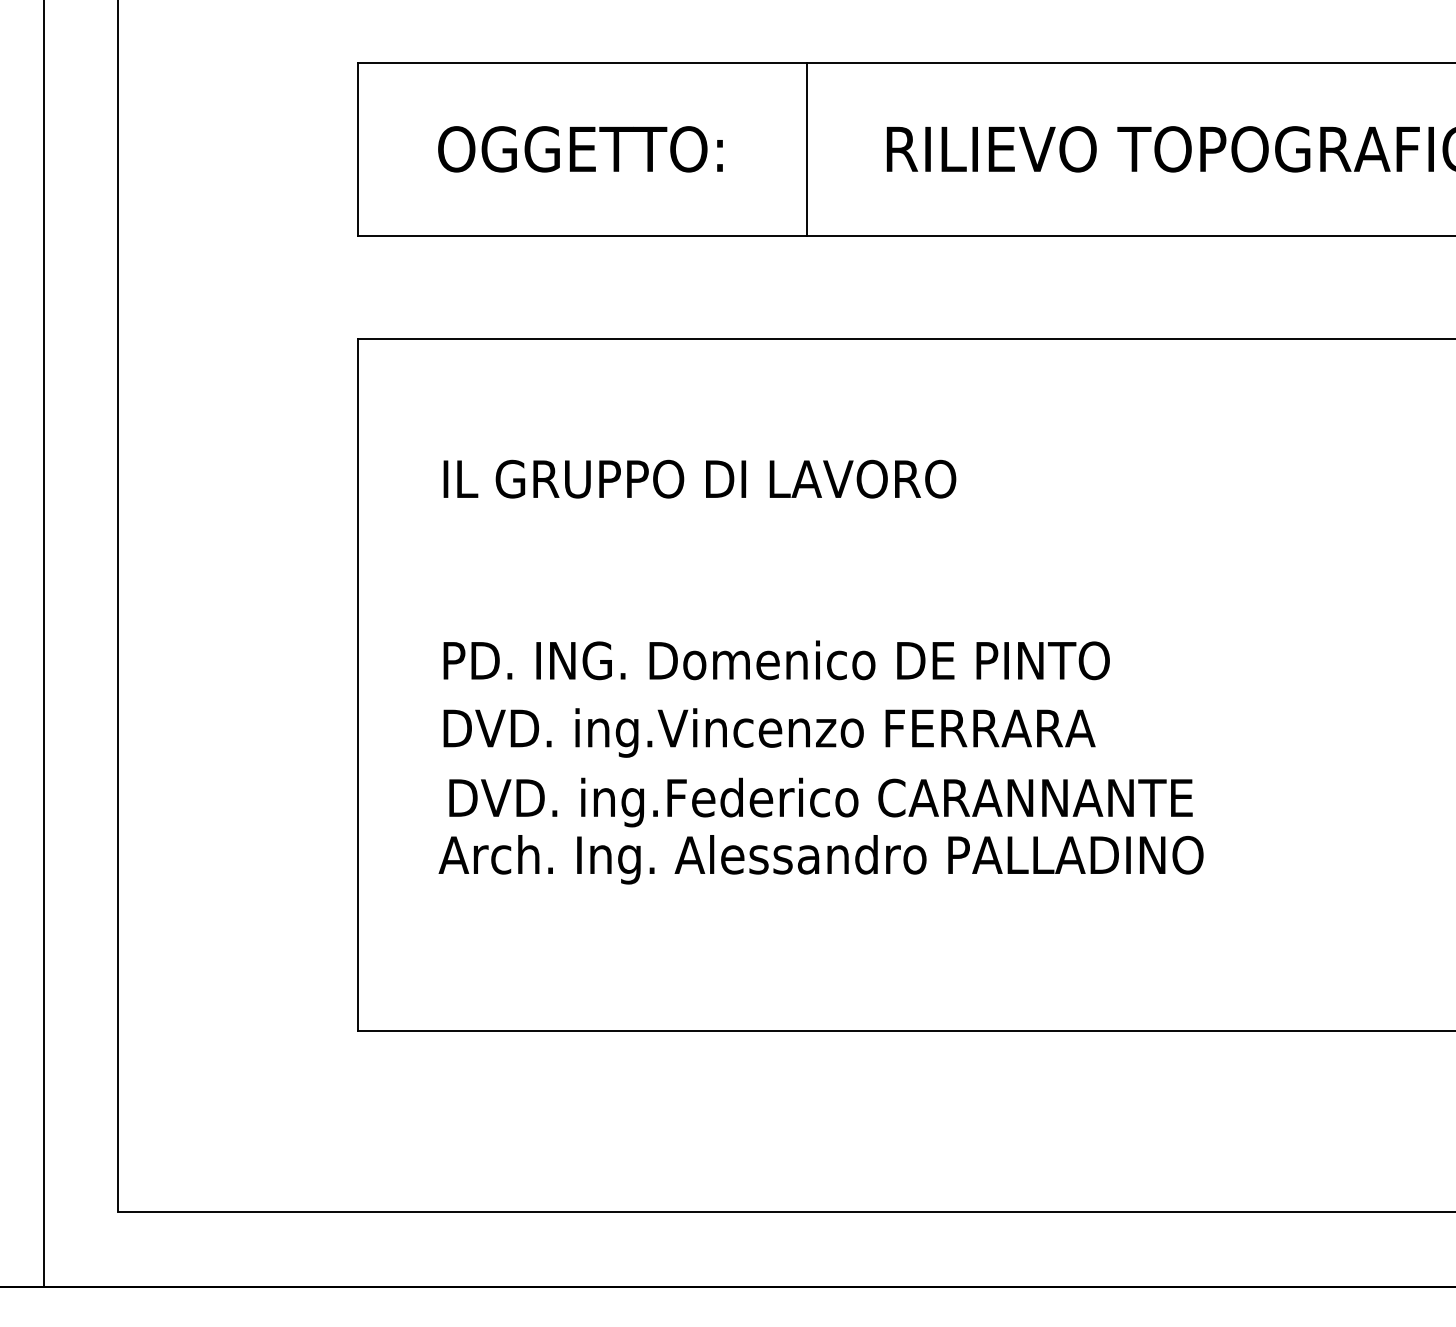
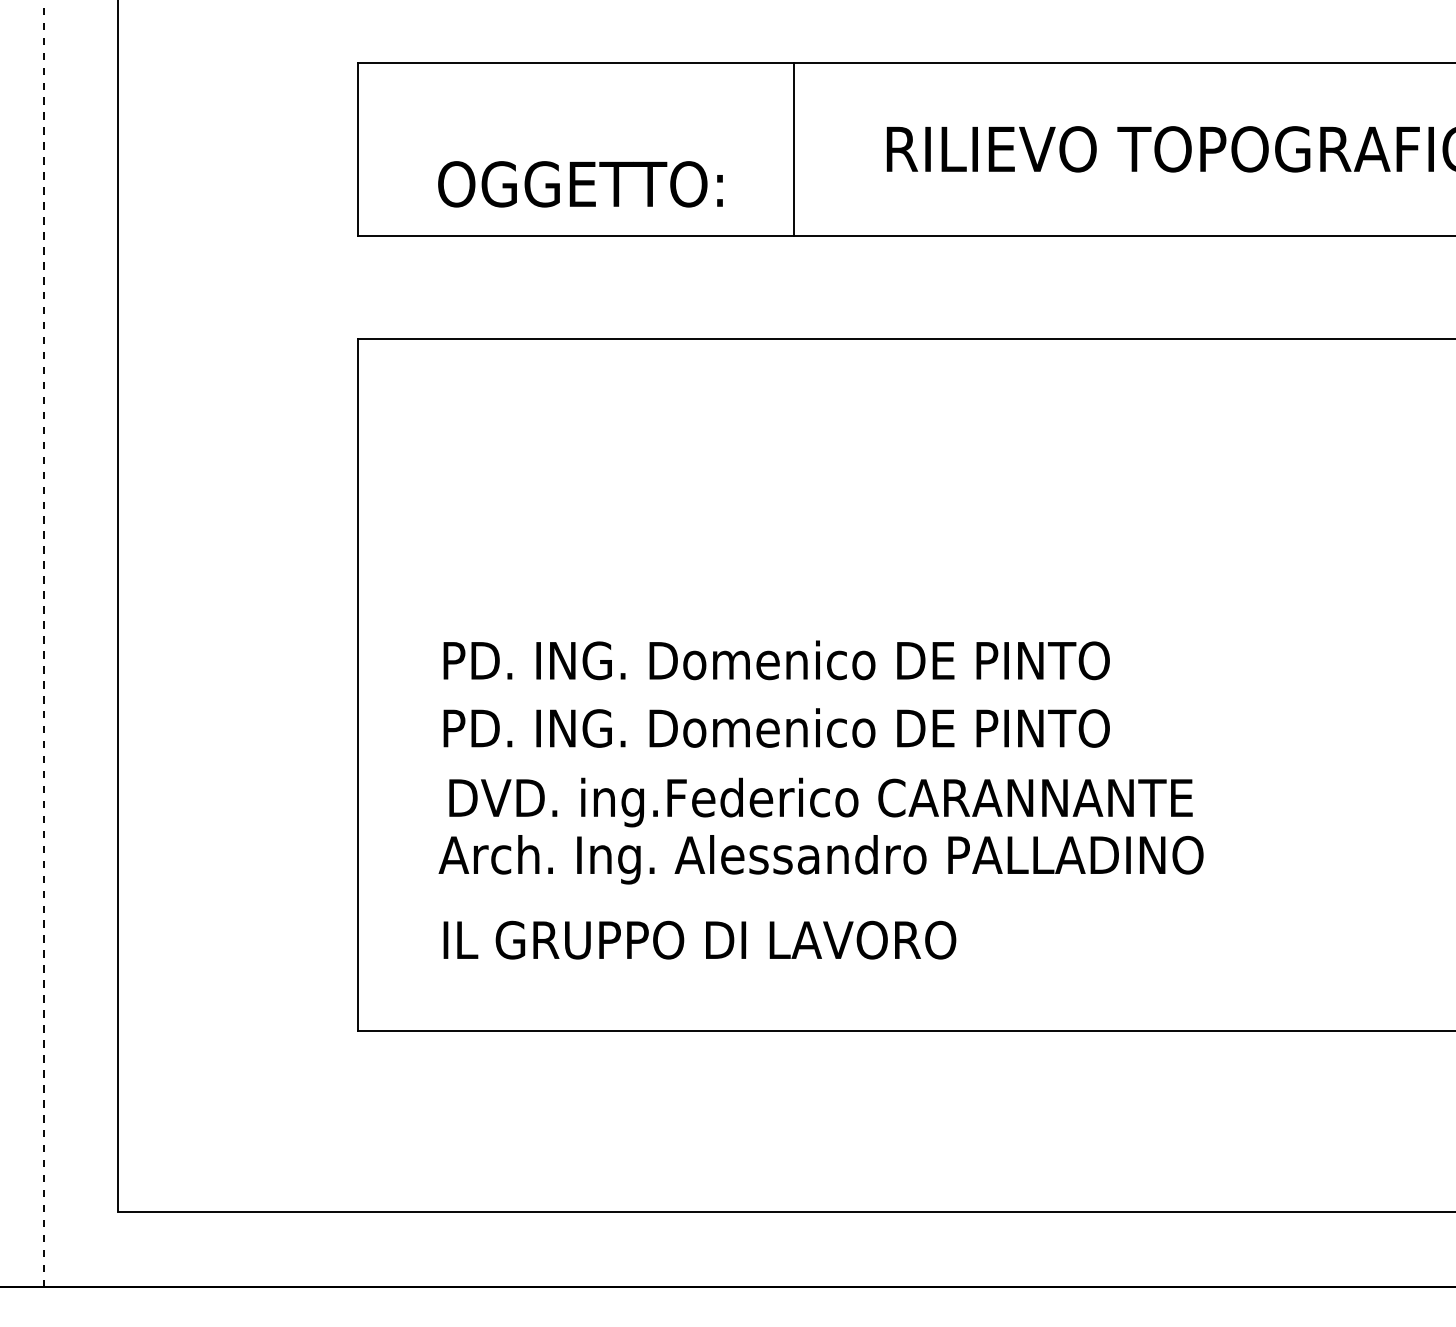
line position: (806, 148) -> (793, 148) (793, 148)
text position: (580, 149) -> (580, 184) (580, 184)
text position: (699, 478) -> (699, 939) (699, 939)
line: solid -> dashed (43, 643)
text: DVD. ing.Vincenzo FERRARA -> PD. ING. Domenico DE PINTO (778, 732)
